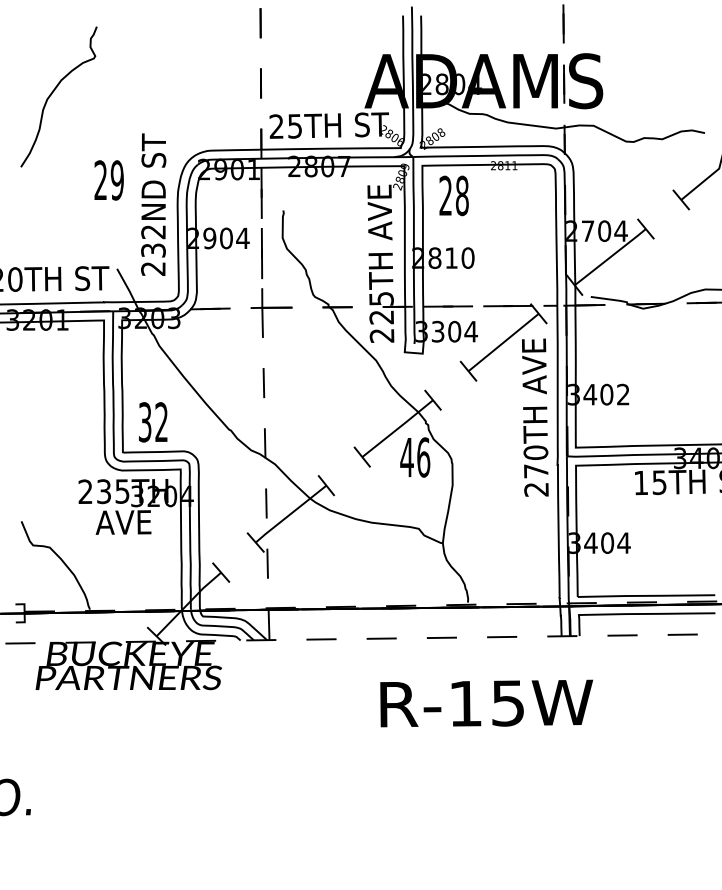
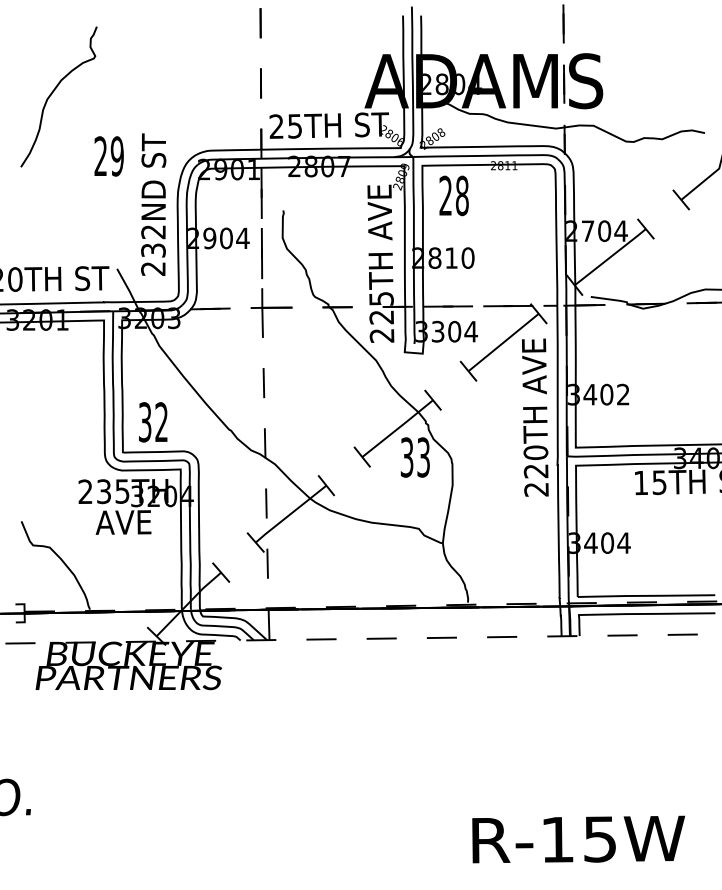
text position: (108, 180) -> (108, 156) (108, 156)
text: 46 -> 33 (415, 457)
text: 270TH -> 220TH (535, 471)
text position: (486, 703) -> (578, 839) (578, 839)
